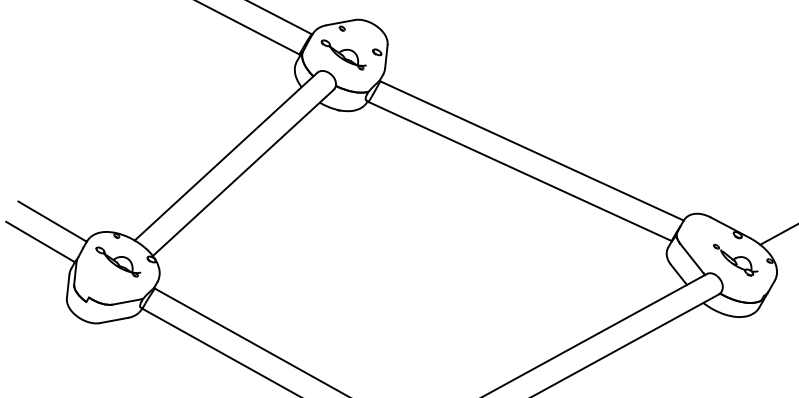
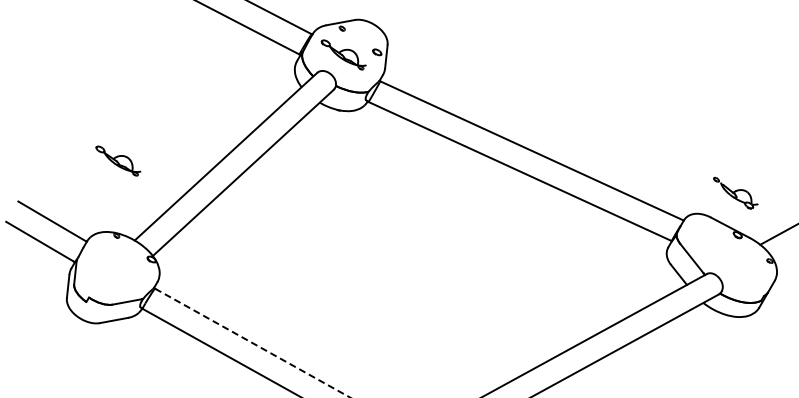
part position: (735, 259) -> (735, 192) (735, 192)
part position: (118, 261) -> (118, 160) (118, 160)
line: solid -> dashed (252, 343)
